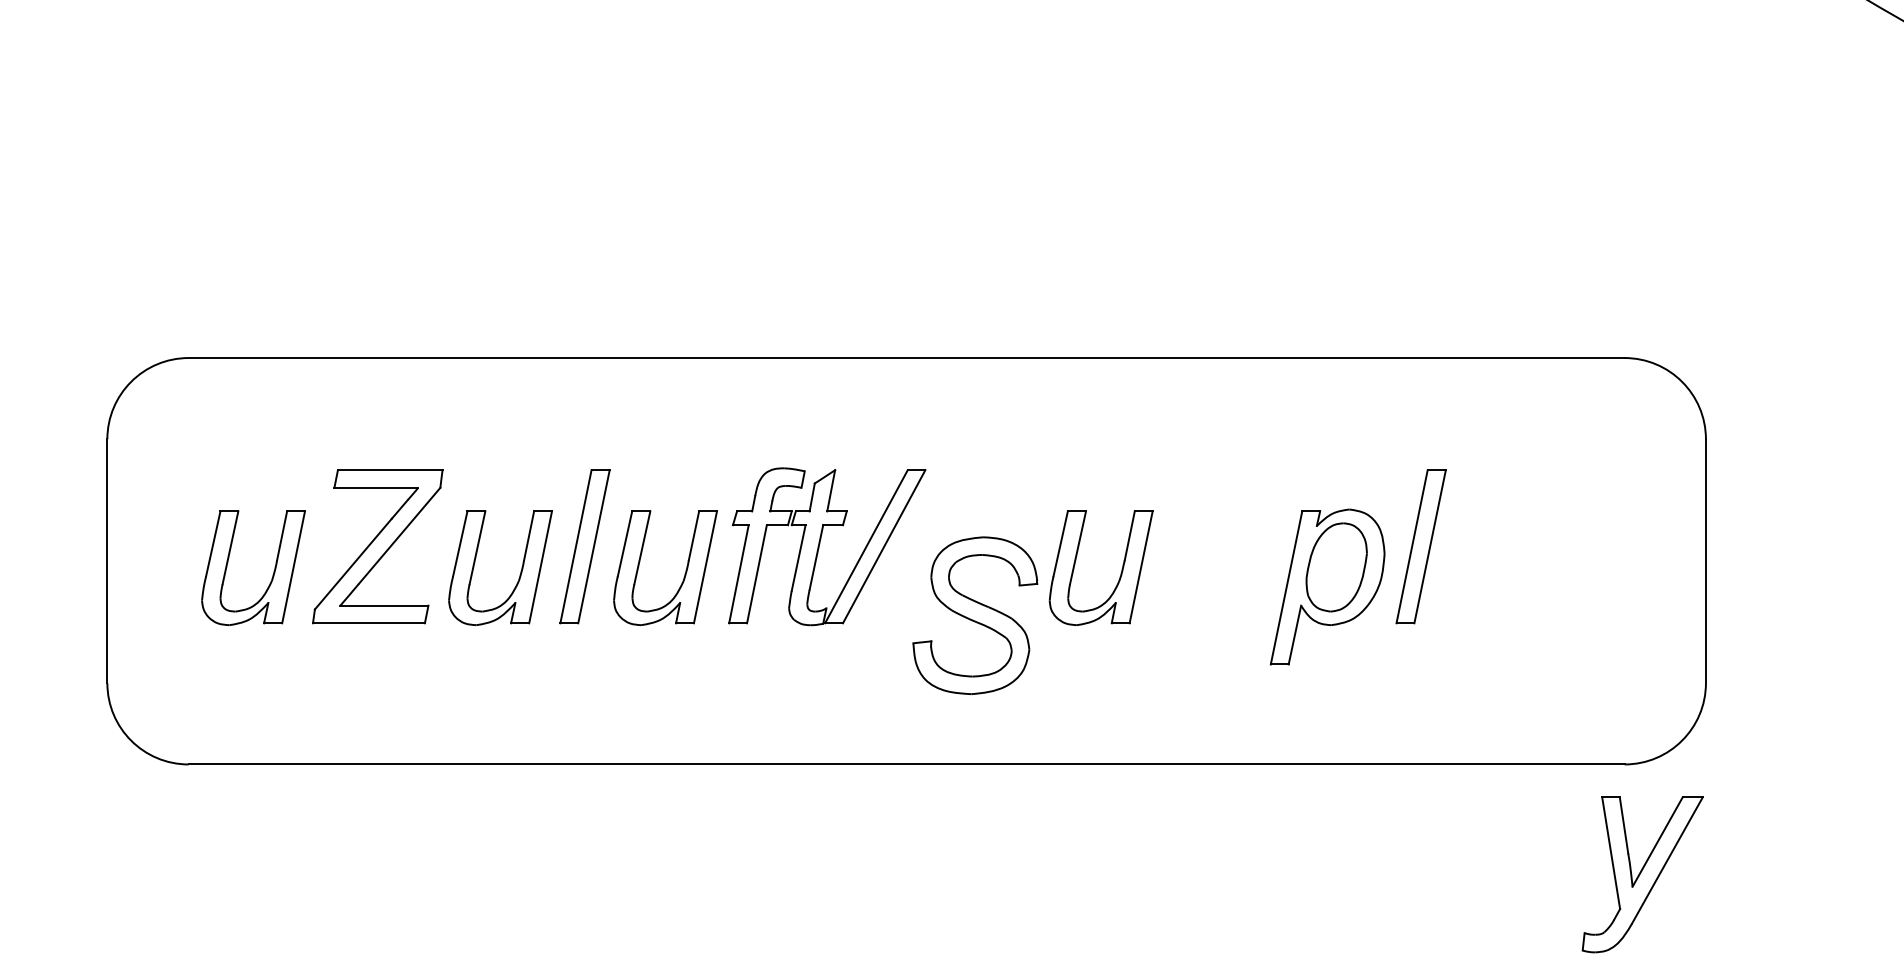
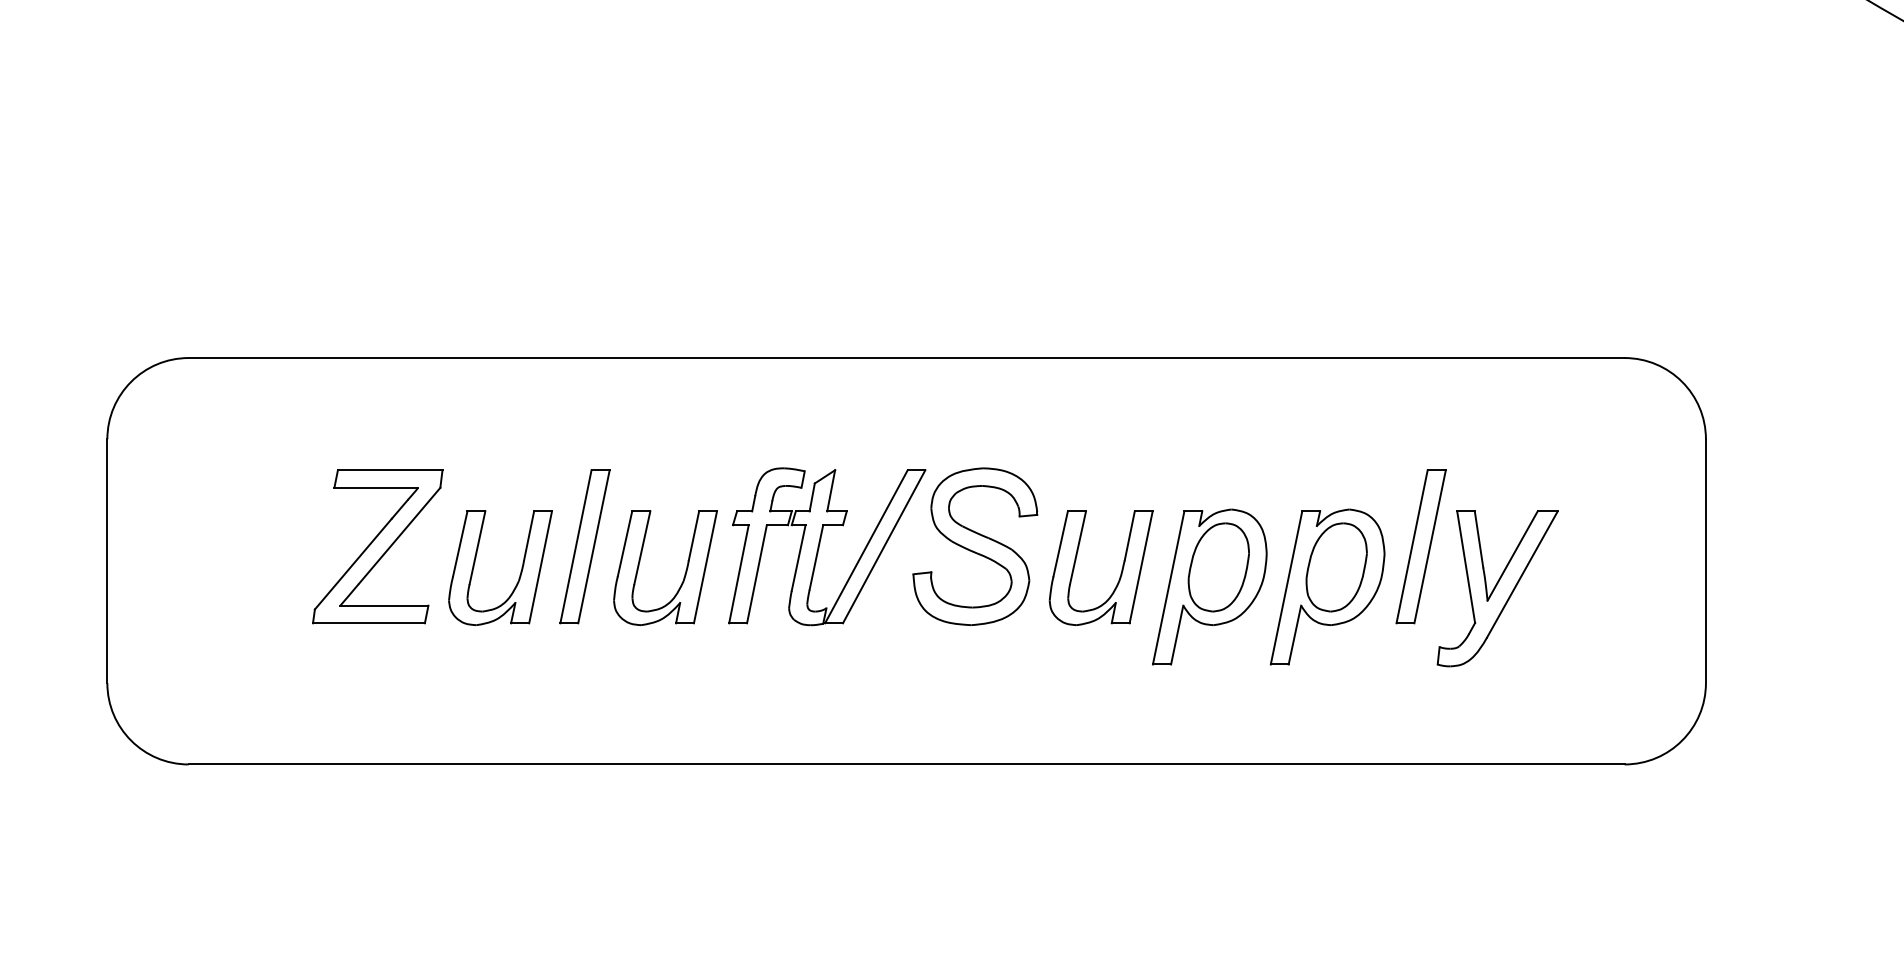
part: present -> none (272, 574)
part: none -> present (1209, 586)
part position: (975, 615) -> (975, 546) (975, 546)
part position: (1642, 874) -> (1497, 588) (1497, 588)
